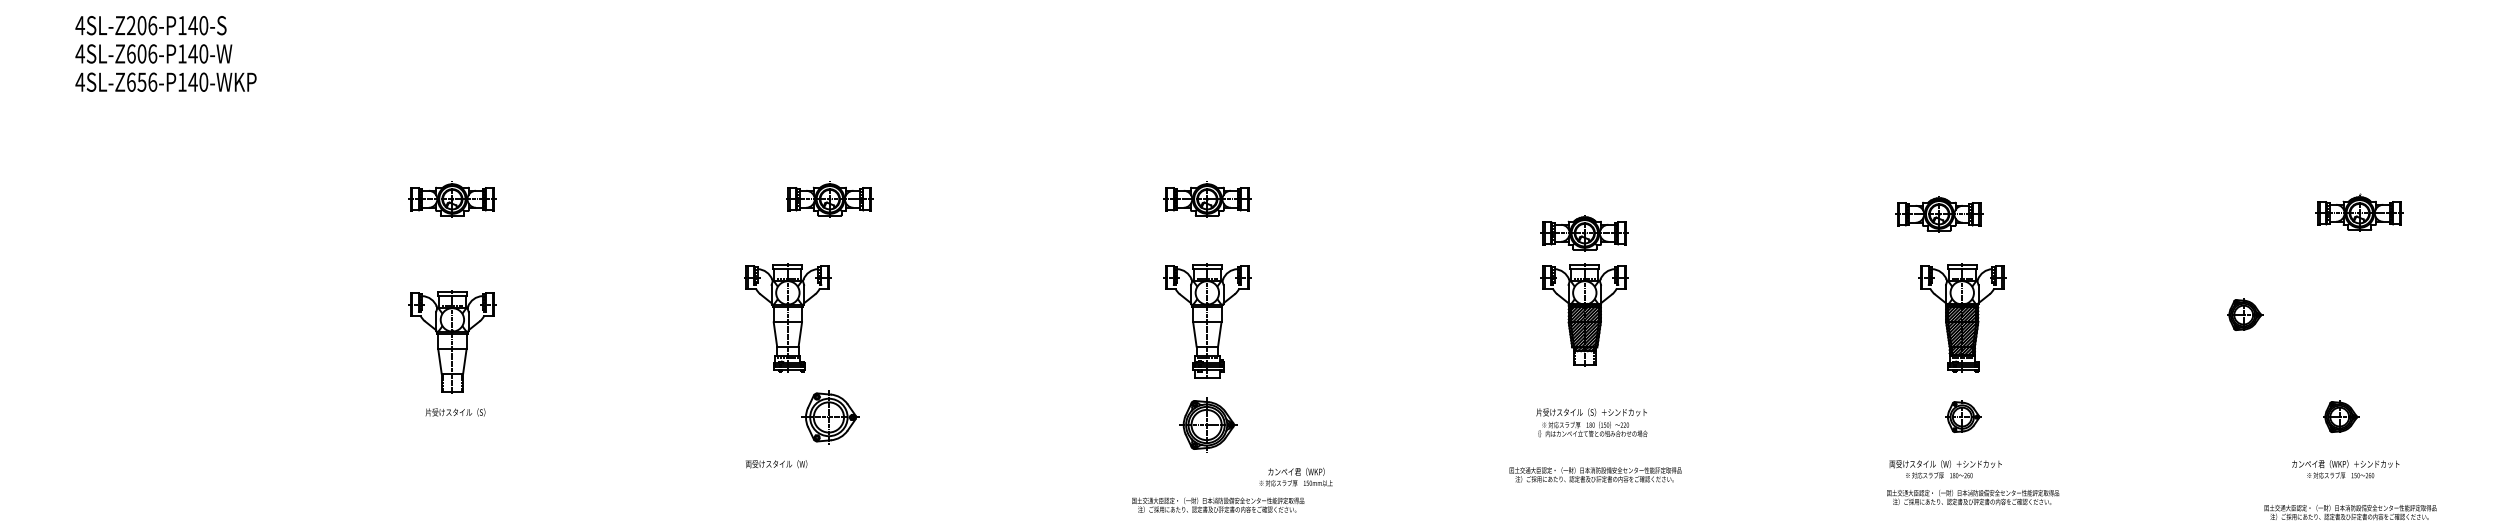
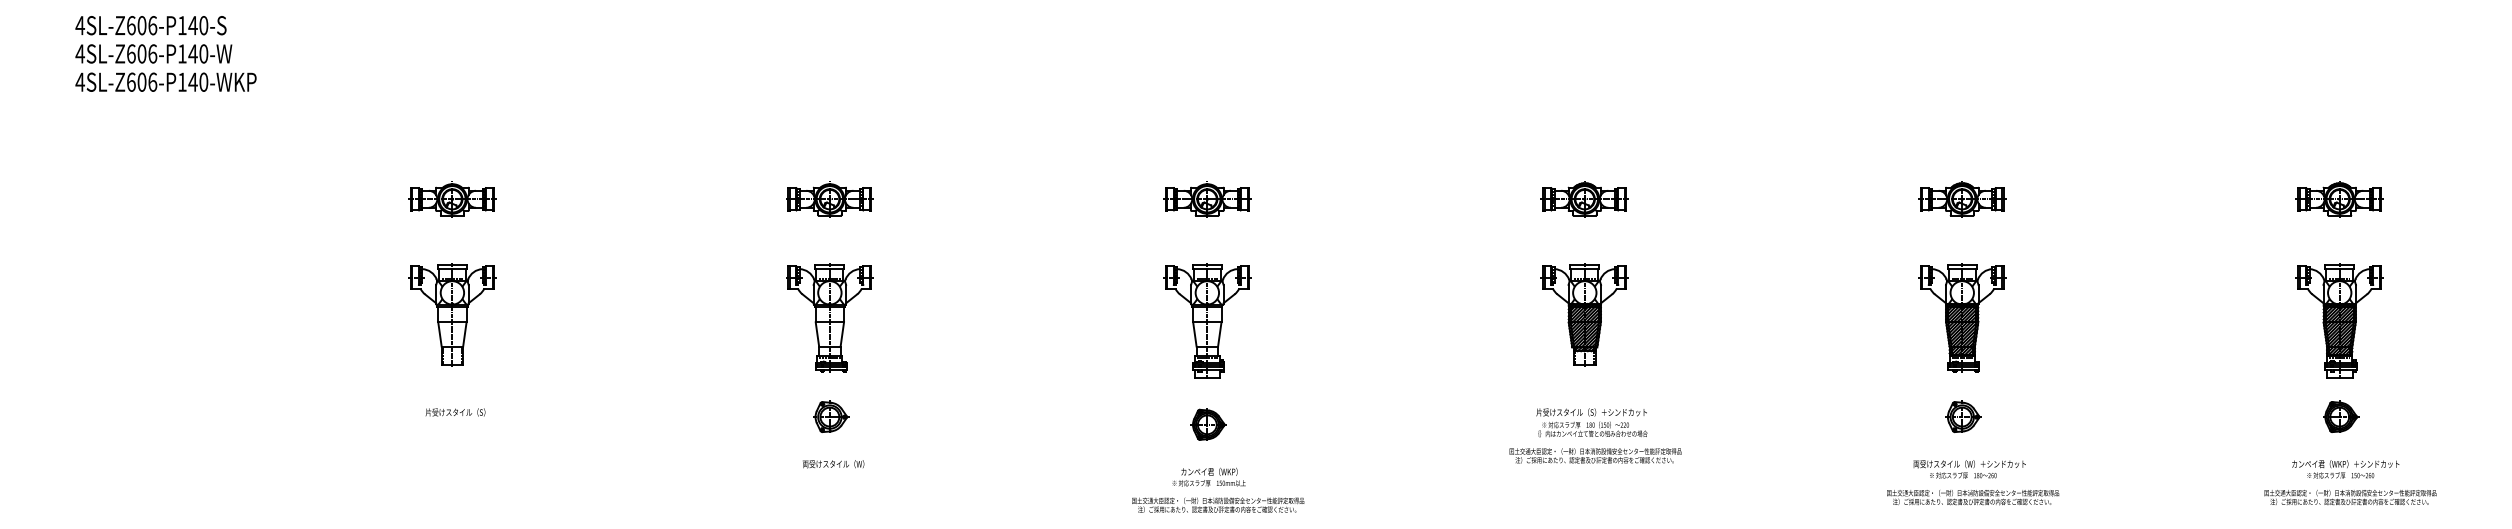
text: 4SL-Z206-P140-S -> 4SL-Z606-P140-S (130, 25)
text: 4SL-Z656-P140-WKP -> 4SL-Z606-P140-WKP (141, 81)
part position: (2359, 213) -> (2339, 199) (2339, 199)
part position: (1939, 214) -> (1962, 199) (1962, 199)
part position: (1584, 233) -> (1584, 199) (1584, 199)
part: present -> none (2245, 314)
part position: (787, 317) -> (829, 317) (829, 317)
part: none -> present (2339, 320)
part position: (452, 341) -> (452, 314) (452, 314)
part size: 59x55 px -> 37x33 px (831, 416)
part size: 59x56 px -> 37x33 px (1208, 424)
text position: (776, 464) -> (833, 464) (833, 464)
text position: (1945, 469) -> (1969, 469) (1969, 469)
text position: (1595, 474) -> (1595, 455) (1595, 455)
text position: (1295, 476) -> (1208, 476) (1208, 476)
text position: (2350, 512) -> (2350, 497) (2350, 497)
